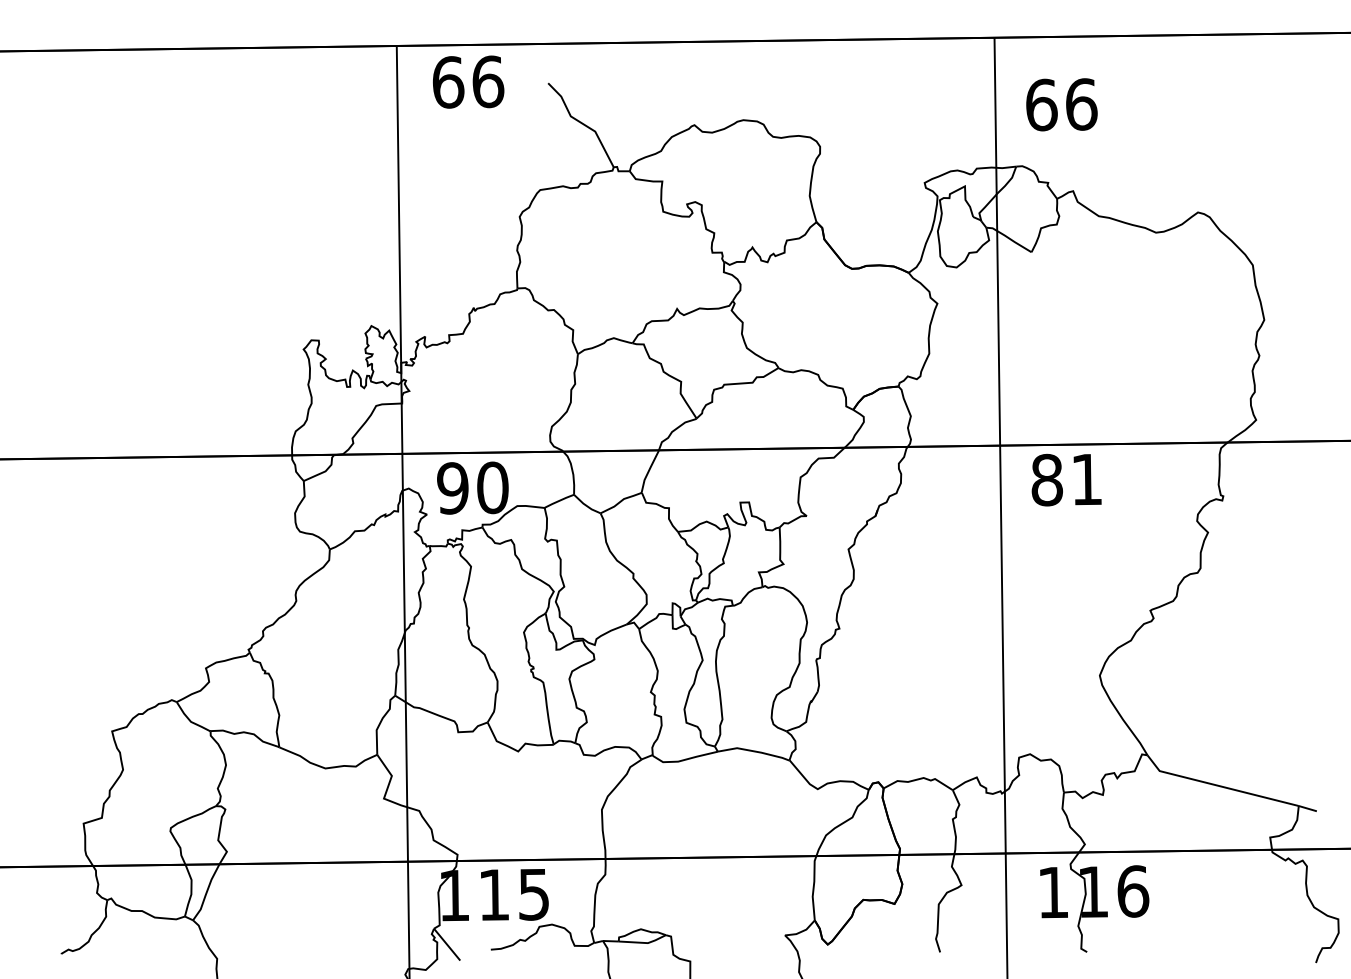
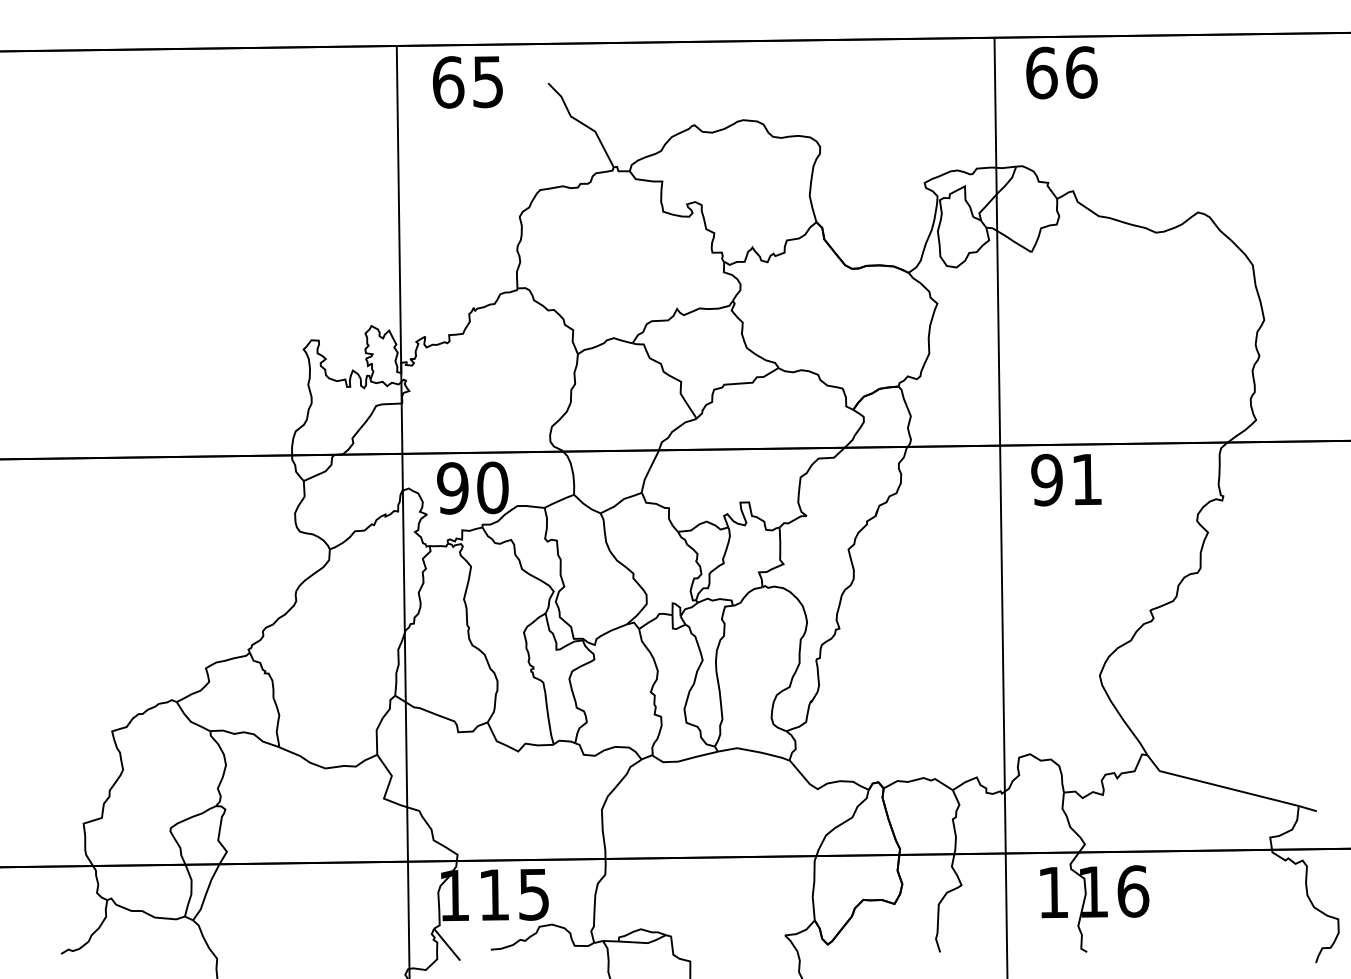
text: 66 -> 65 (488, 81)
text position: (1061, 104) -> (1061, 72) (1061, 72)
text: 81 -> 91 (1046, 480)
